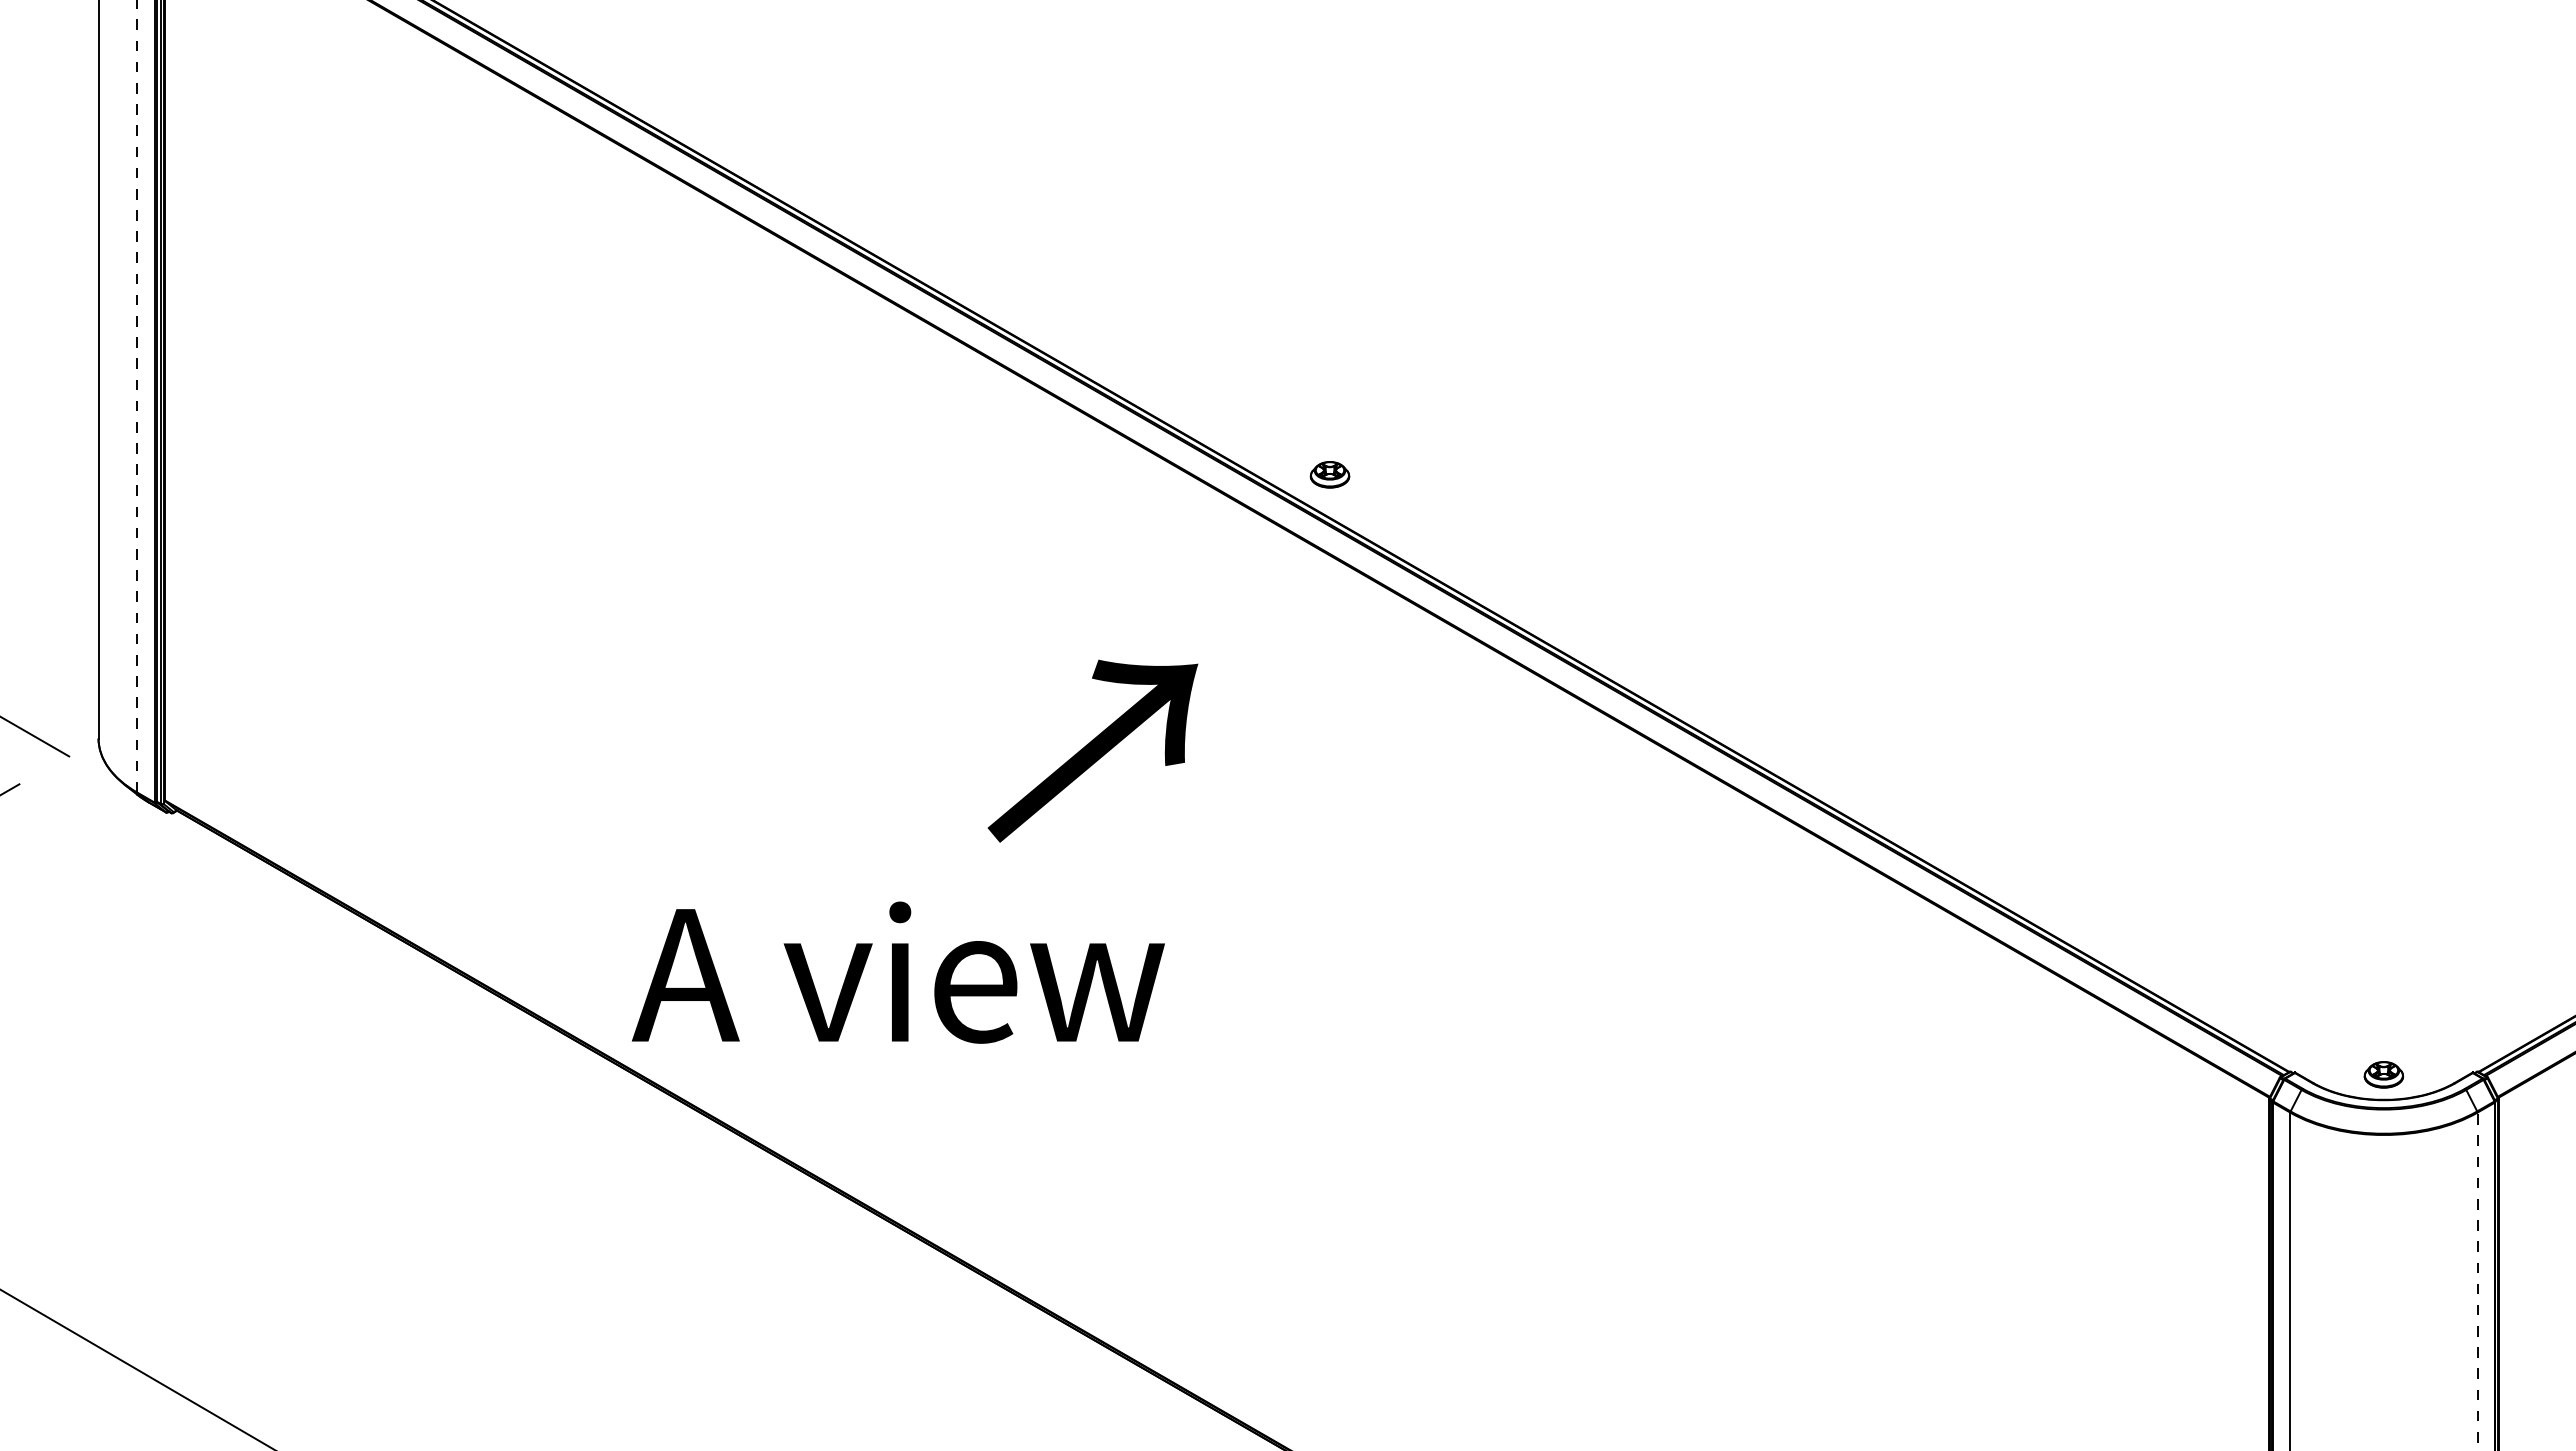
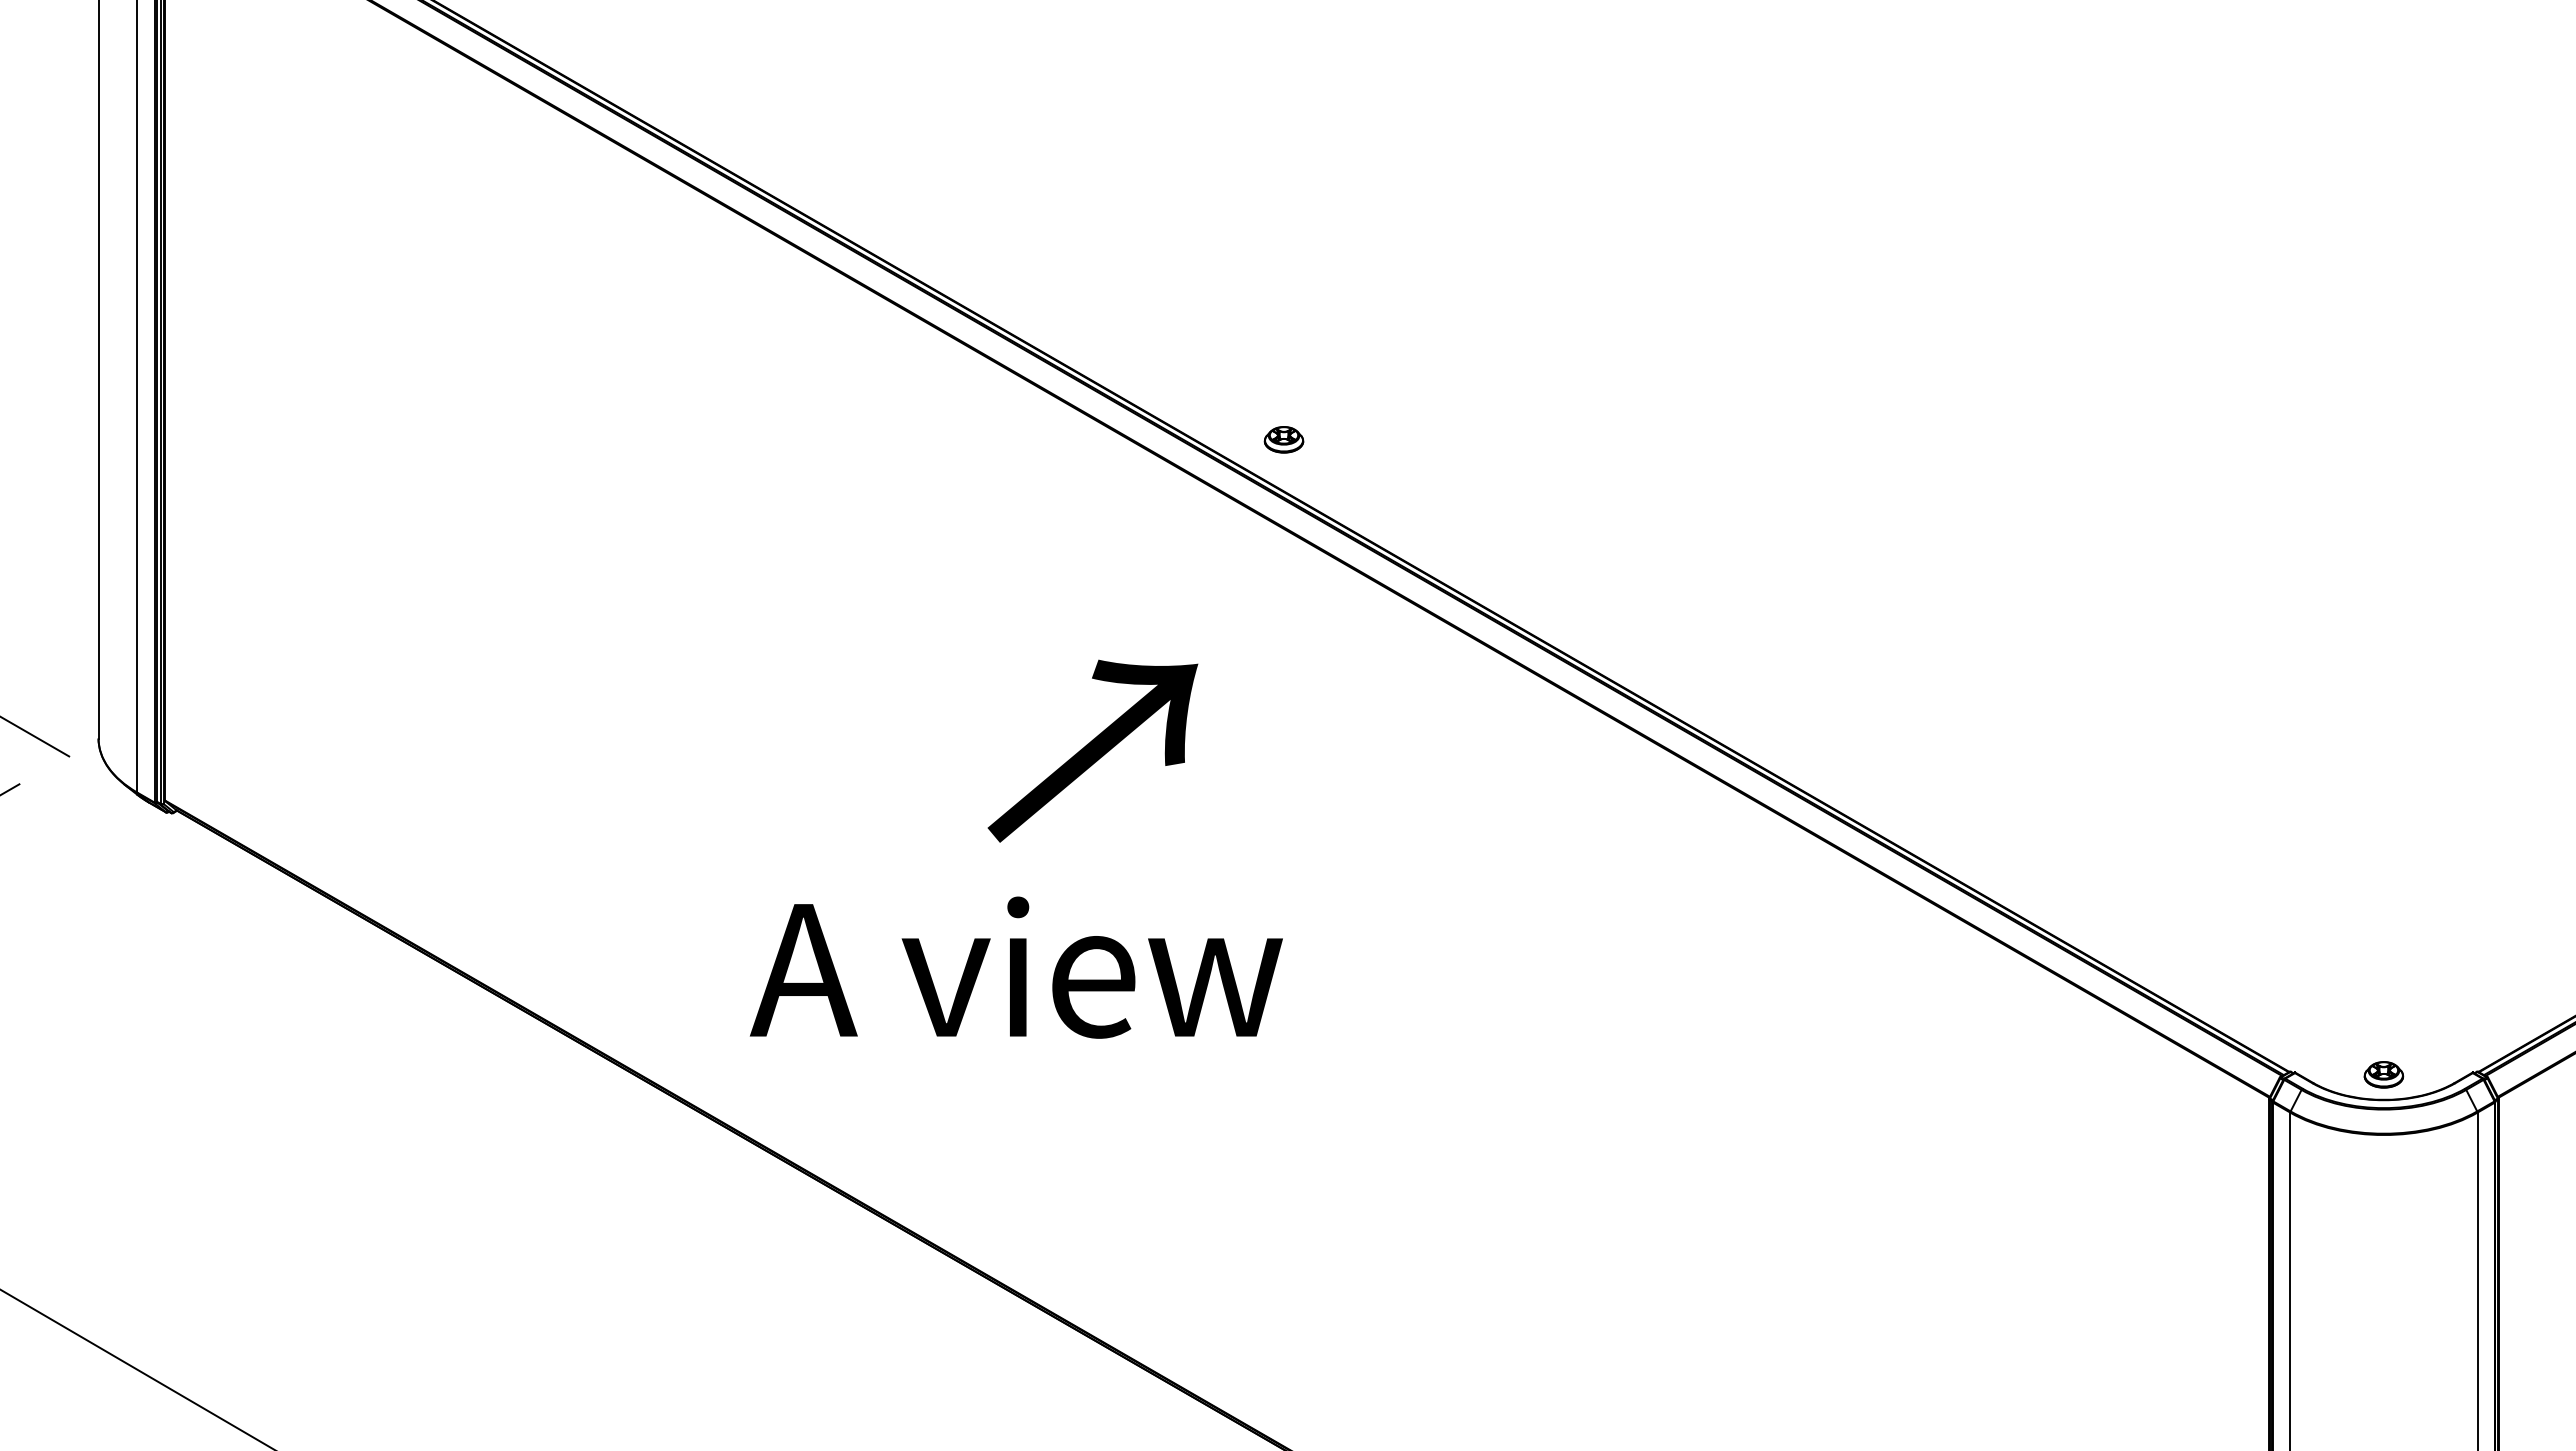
line: dashed -> solid (137, 396)
part position: (1329, 474) -> (1283, 439) (1283, 439)
text position: (897, 972) -> (1015, 967) (1015, 967)
line: dashed -> solid (2477, 1281)
